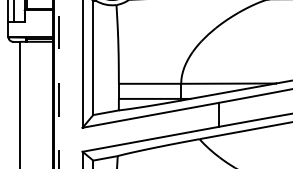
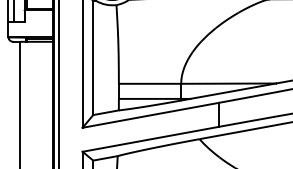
line: dashed -> solid (59, 85)
